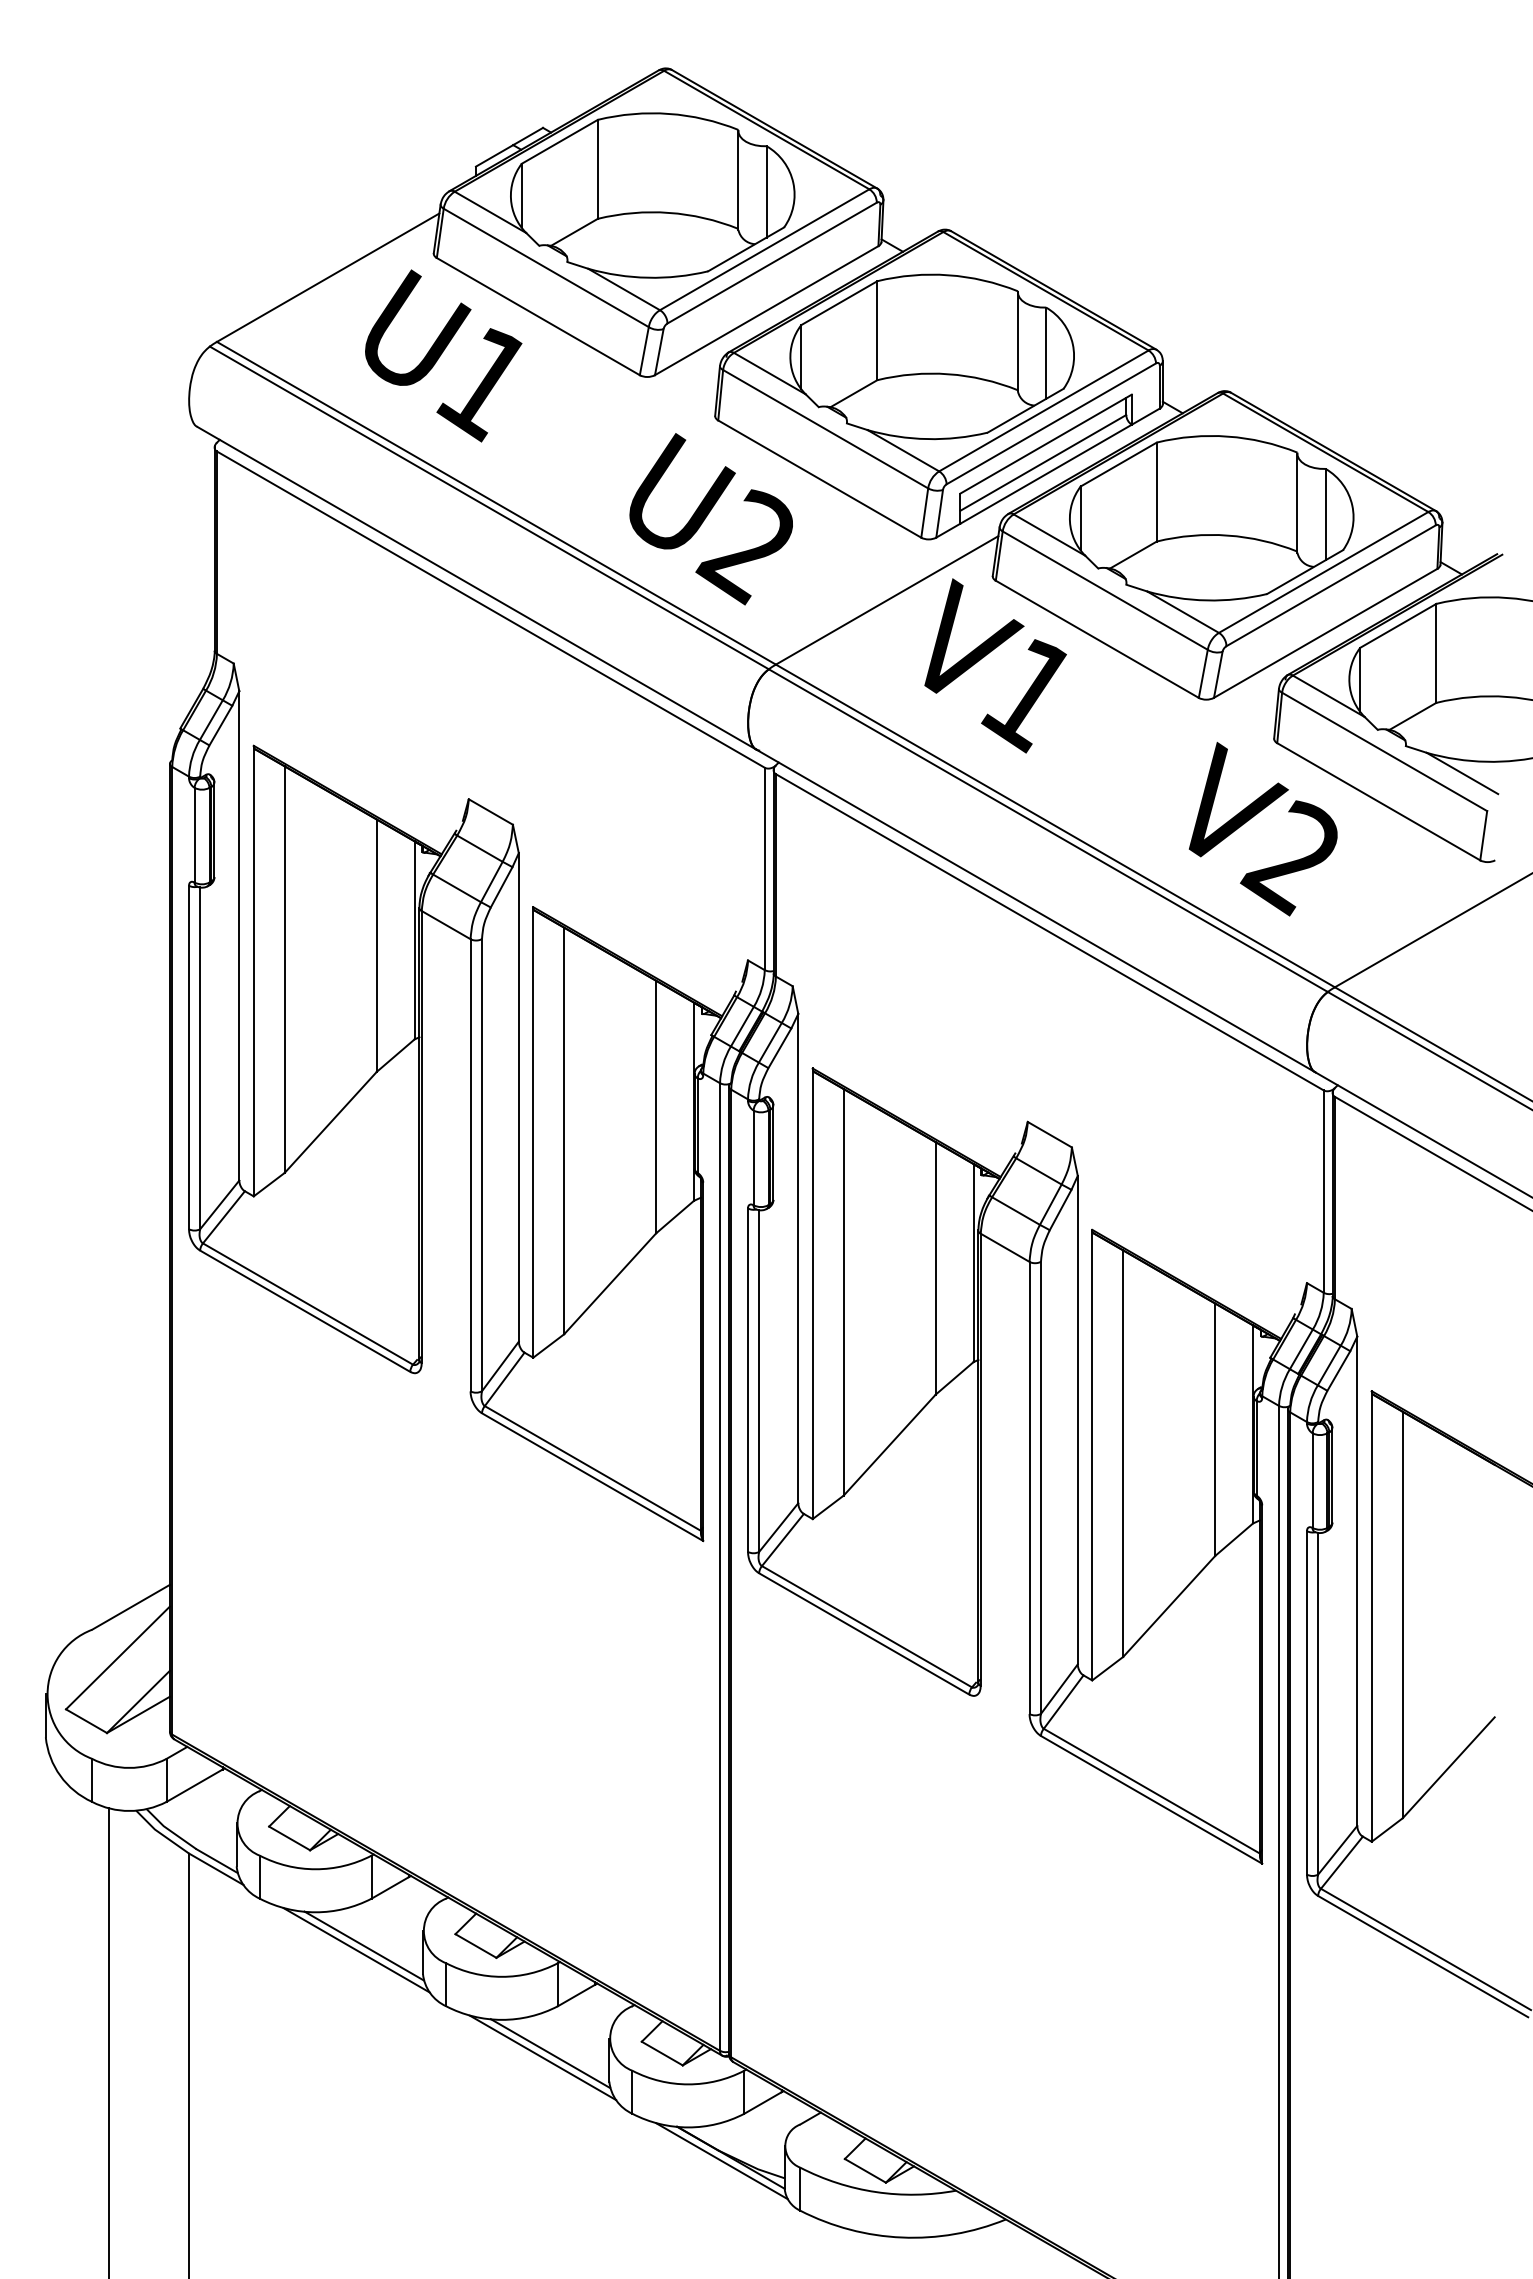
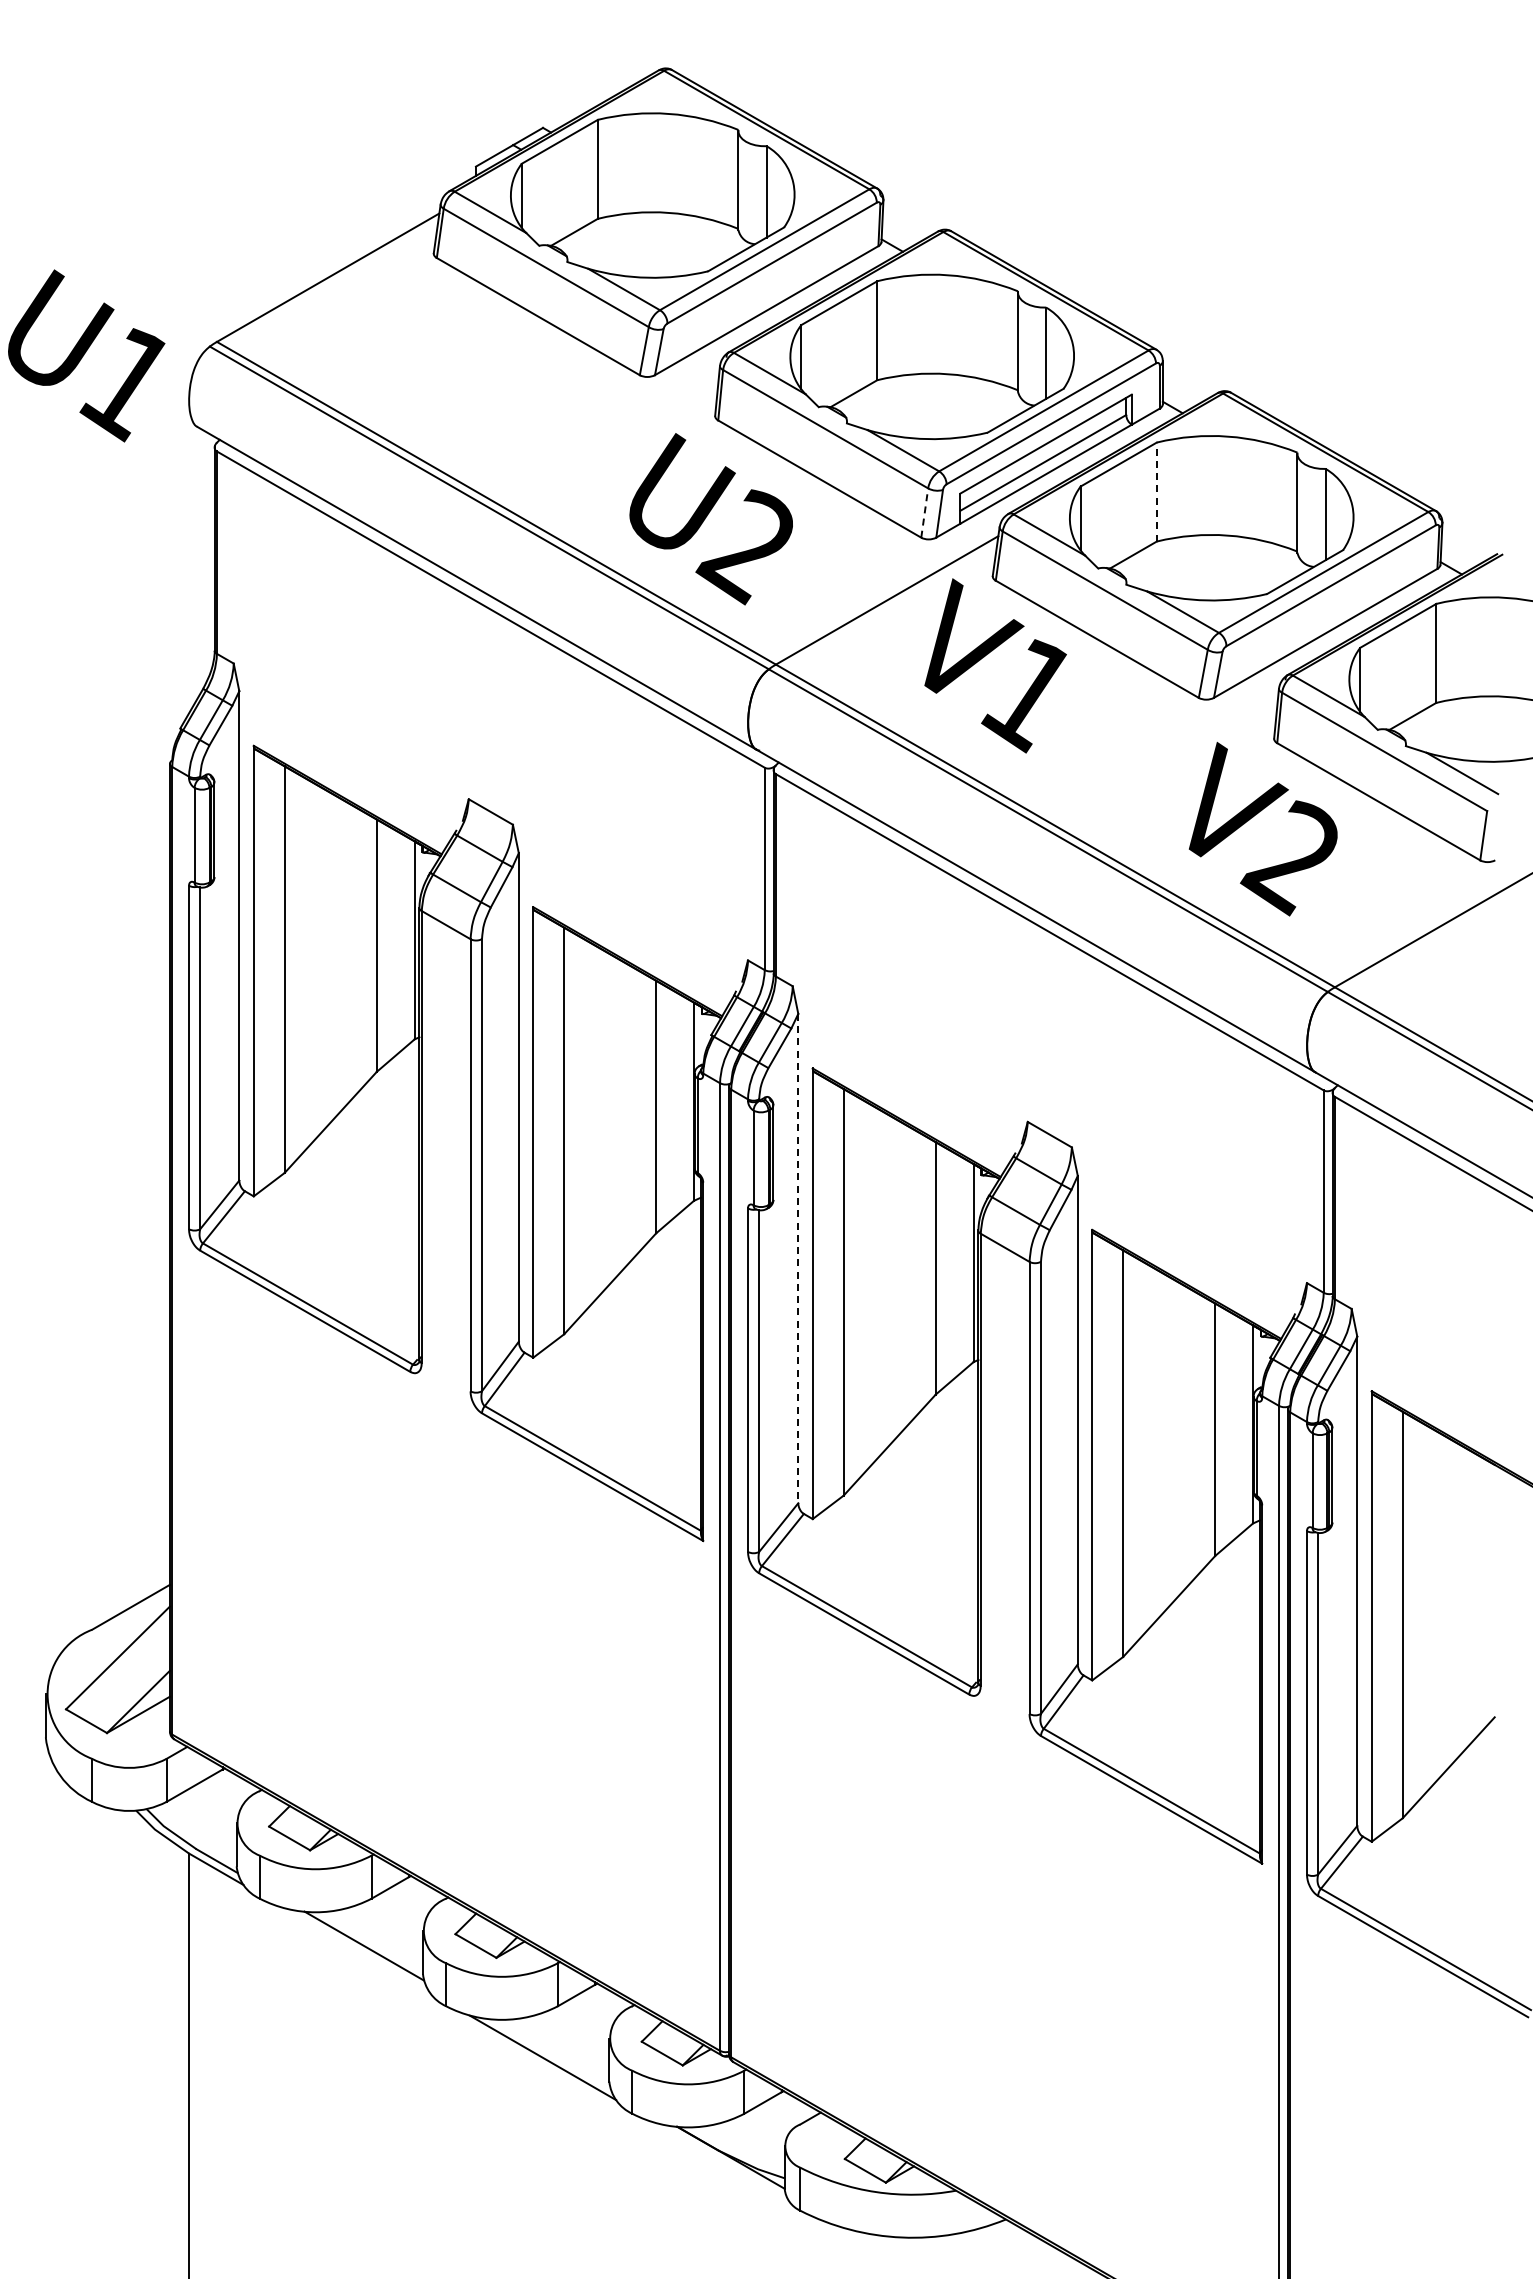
text position: (443, 355) -> (86, 355) (86, 355)
line: solid -> dashed (1156, 491)
line: solid -> dashed (924, 513)
line: solid -> dashed (798, 1258)
line: present -> none (356, 1950)
line: present -> none (108, 2041)
line: present -> none (550, 2053)
line: present -> none (721, 2161)
